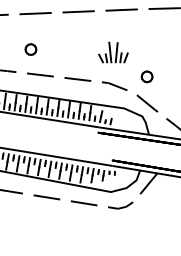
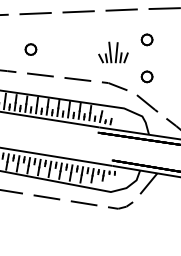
part: none -> present (146, 39)
